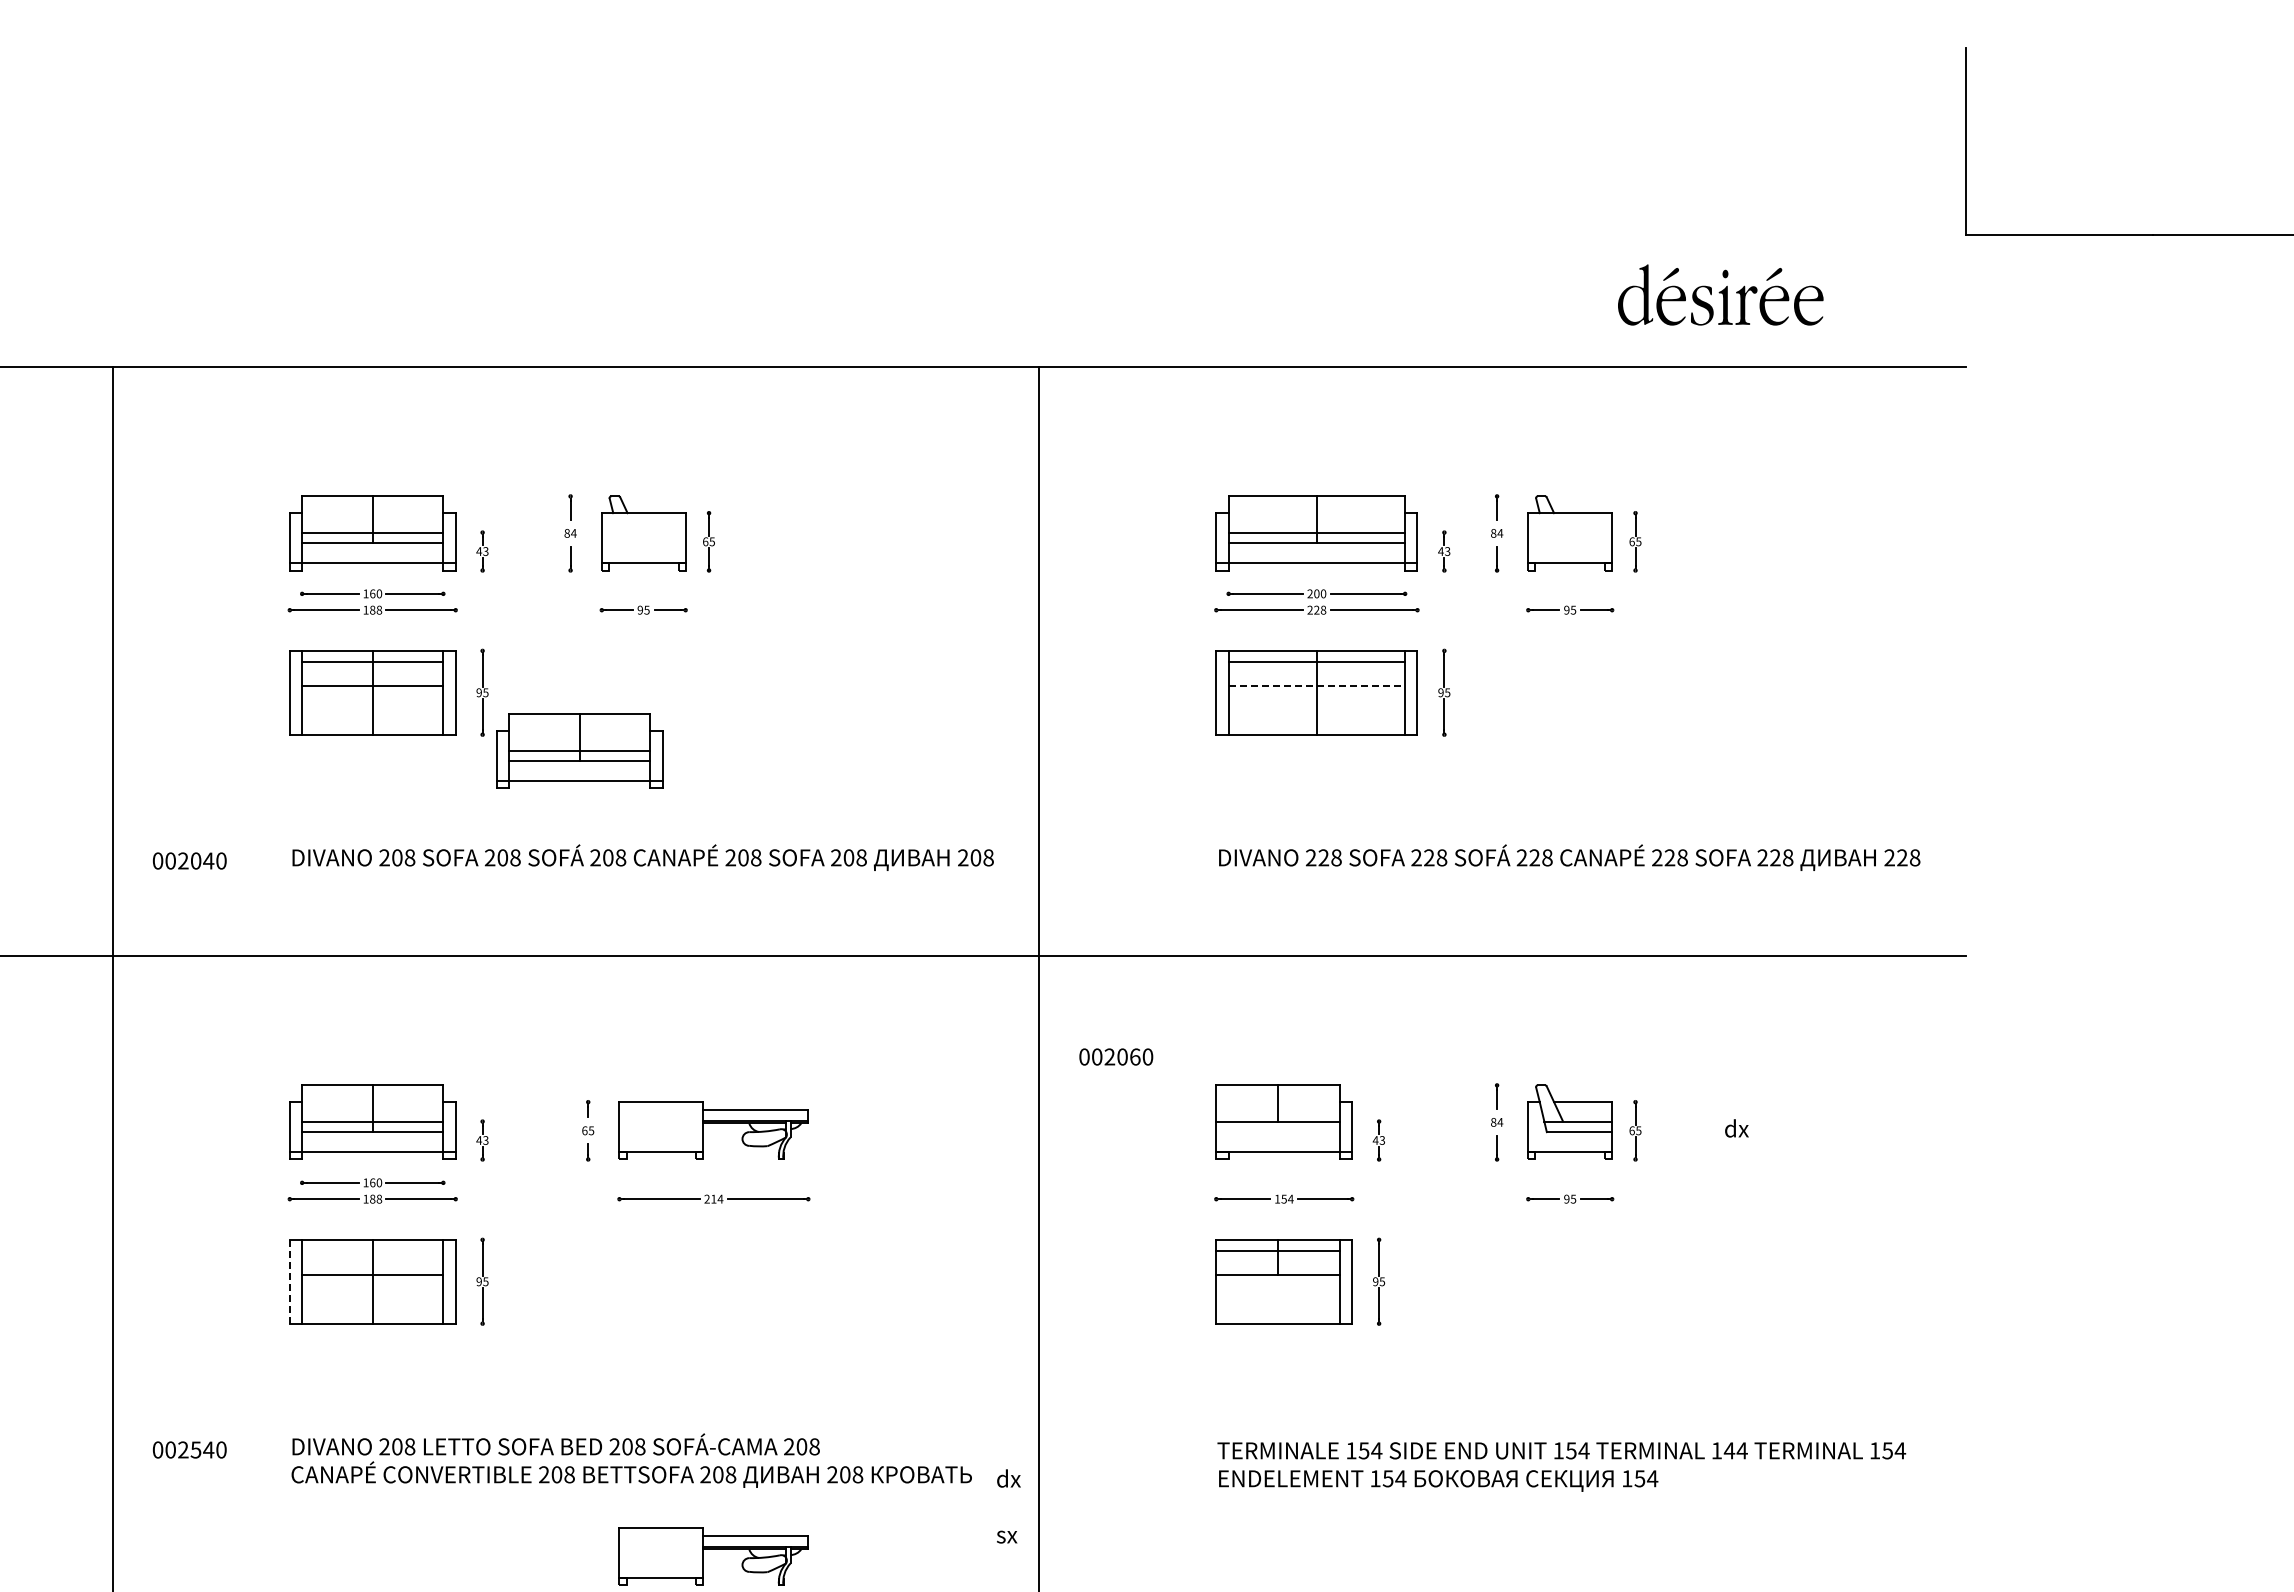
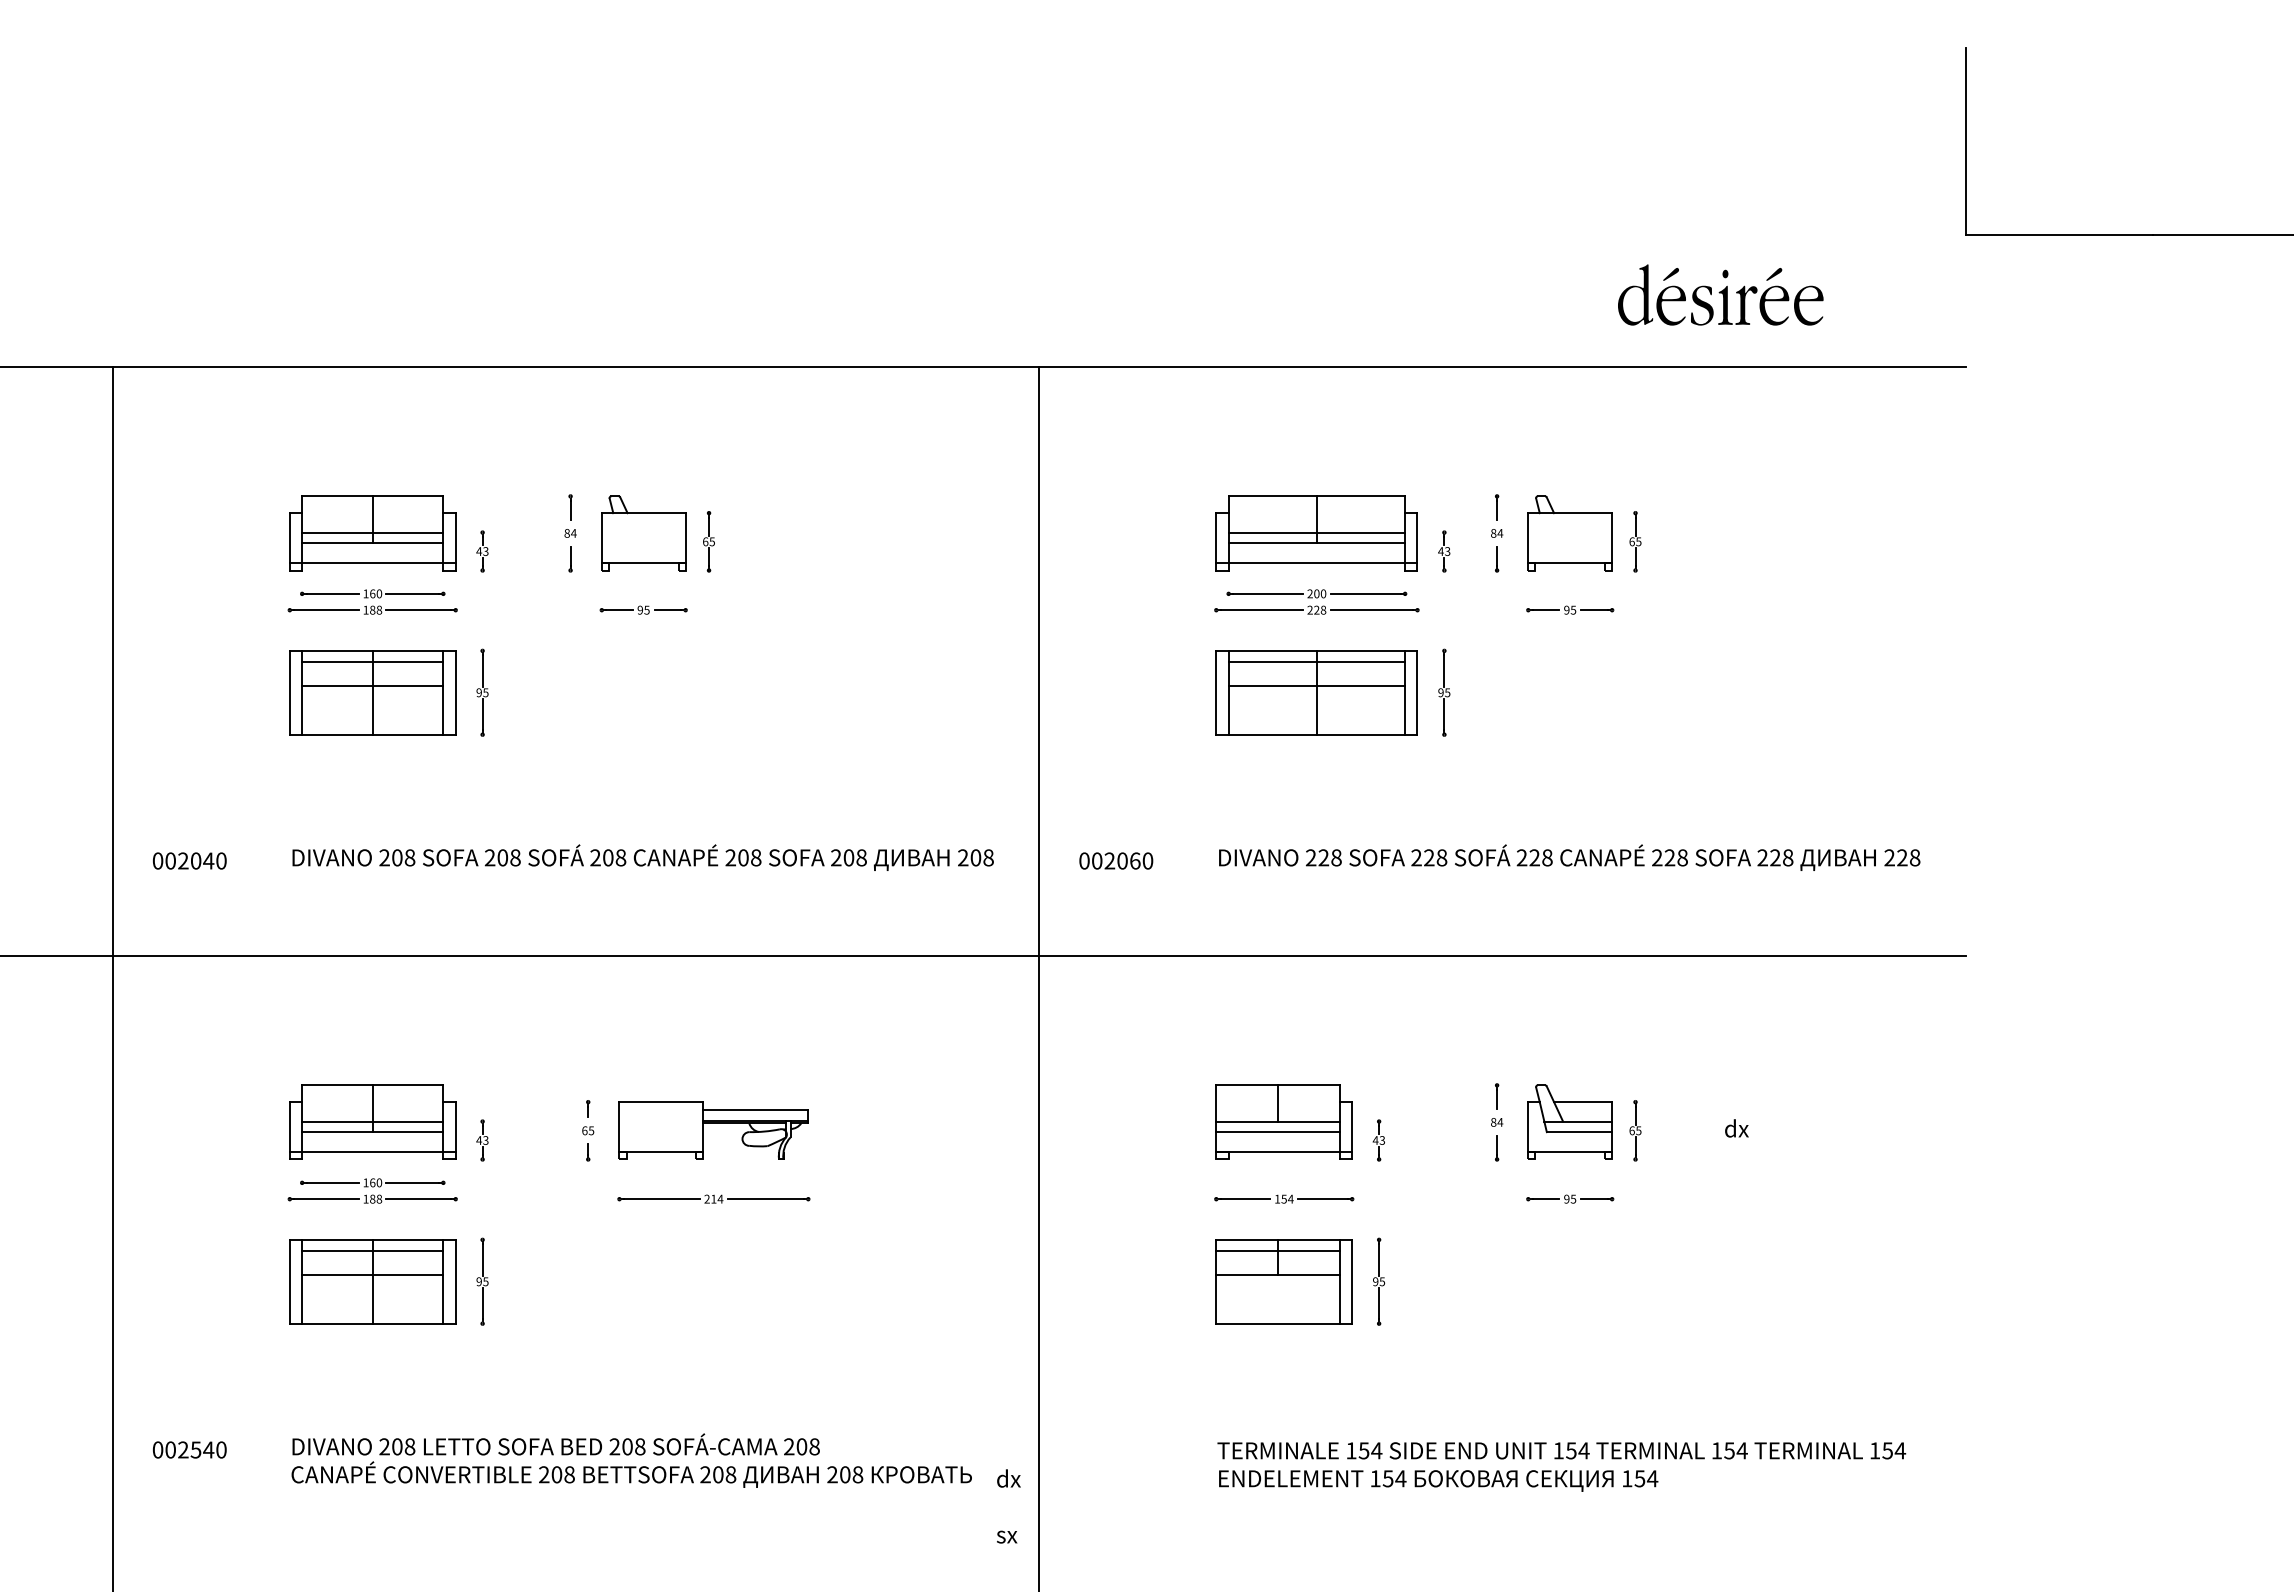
line: dashed -> solid (1317, 686)
part: present -> none (579, 750)
text position: (1116, 1056) -> (1116, 860) (1116, 860)
line: none -> present (1277, 1132)
line: none -> present (372, 1251)
line: dashed -> solid (289, 1281)
text: 144 -> 154 (1729, 1450)
part: present -> none (713, 1549)
